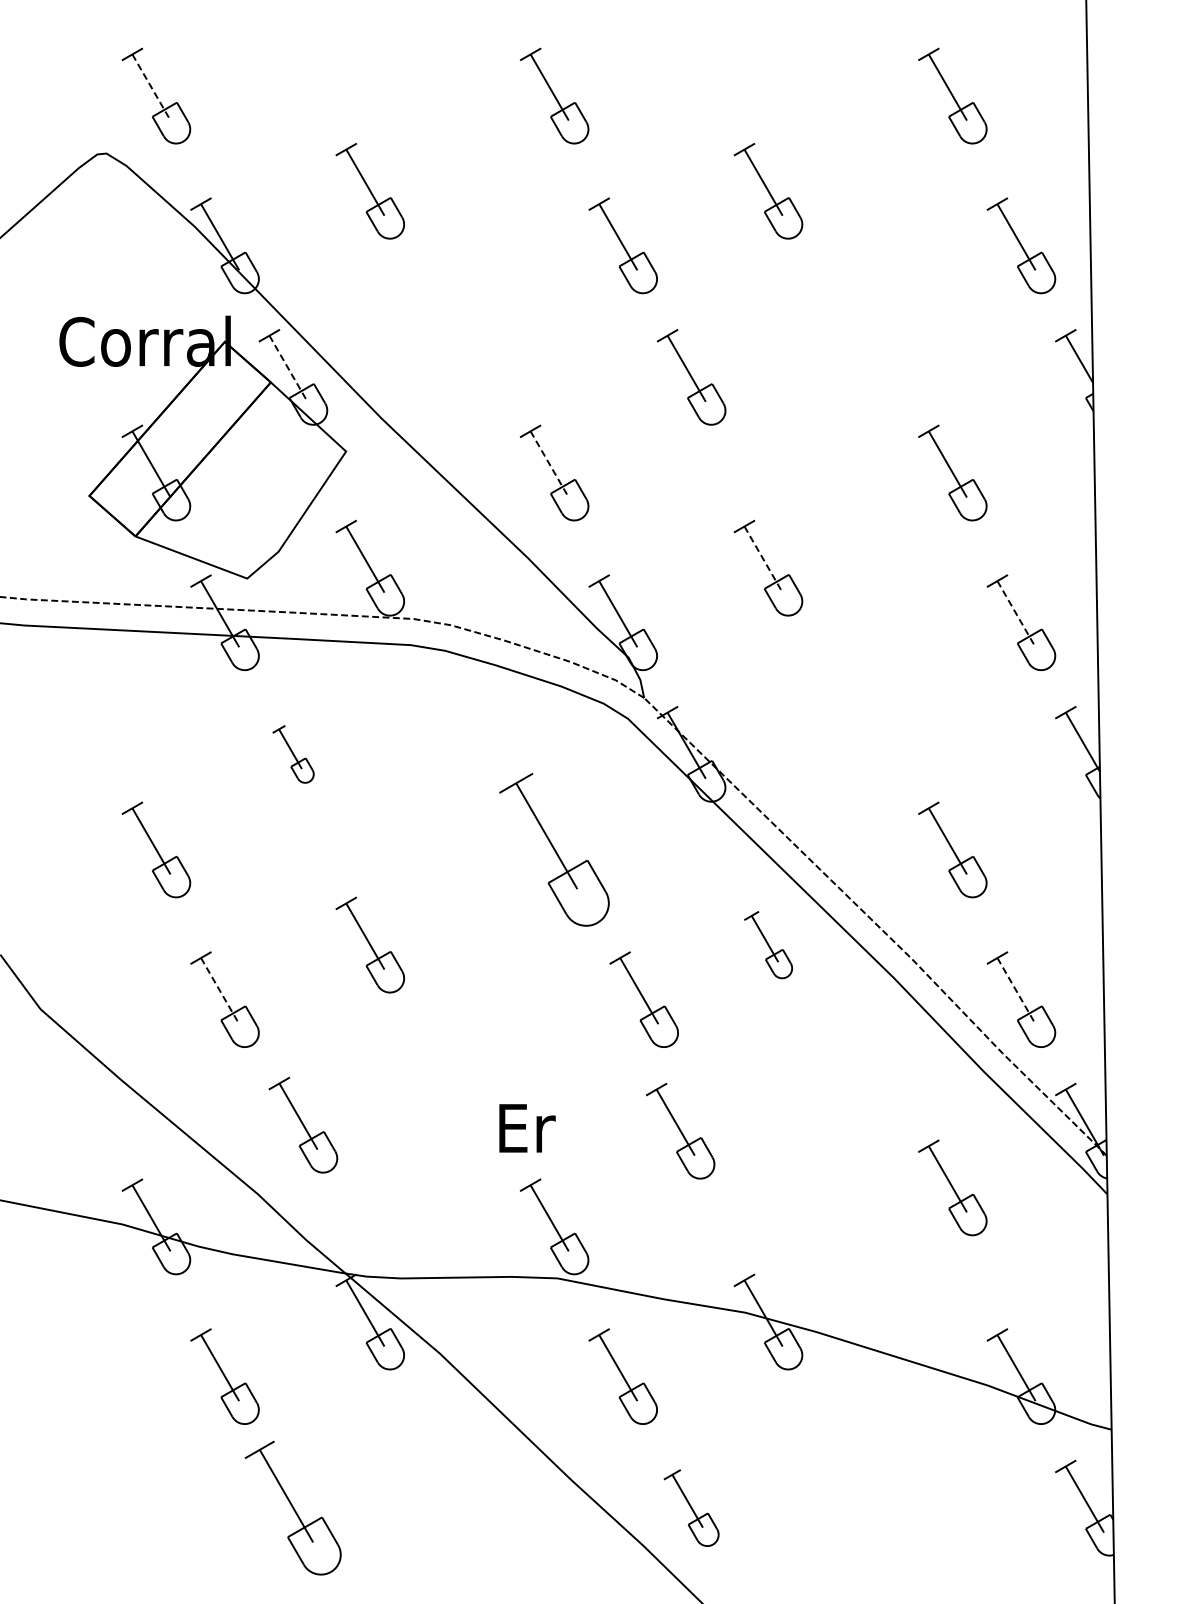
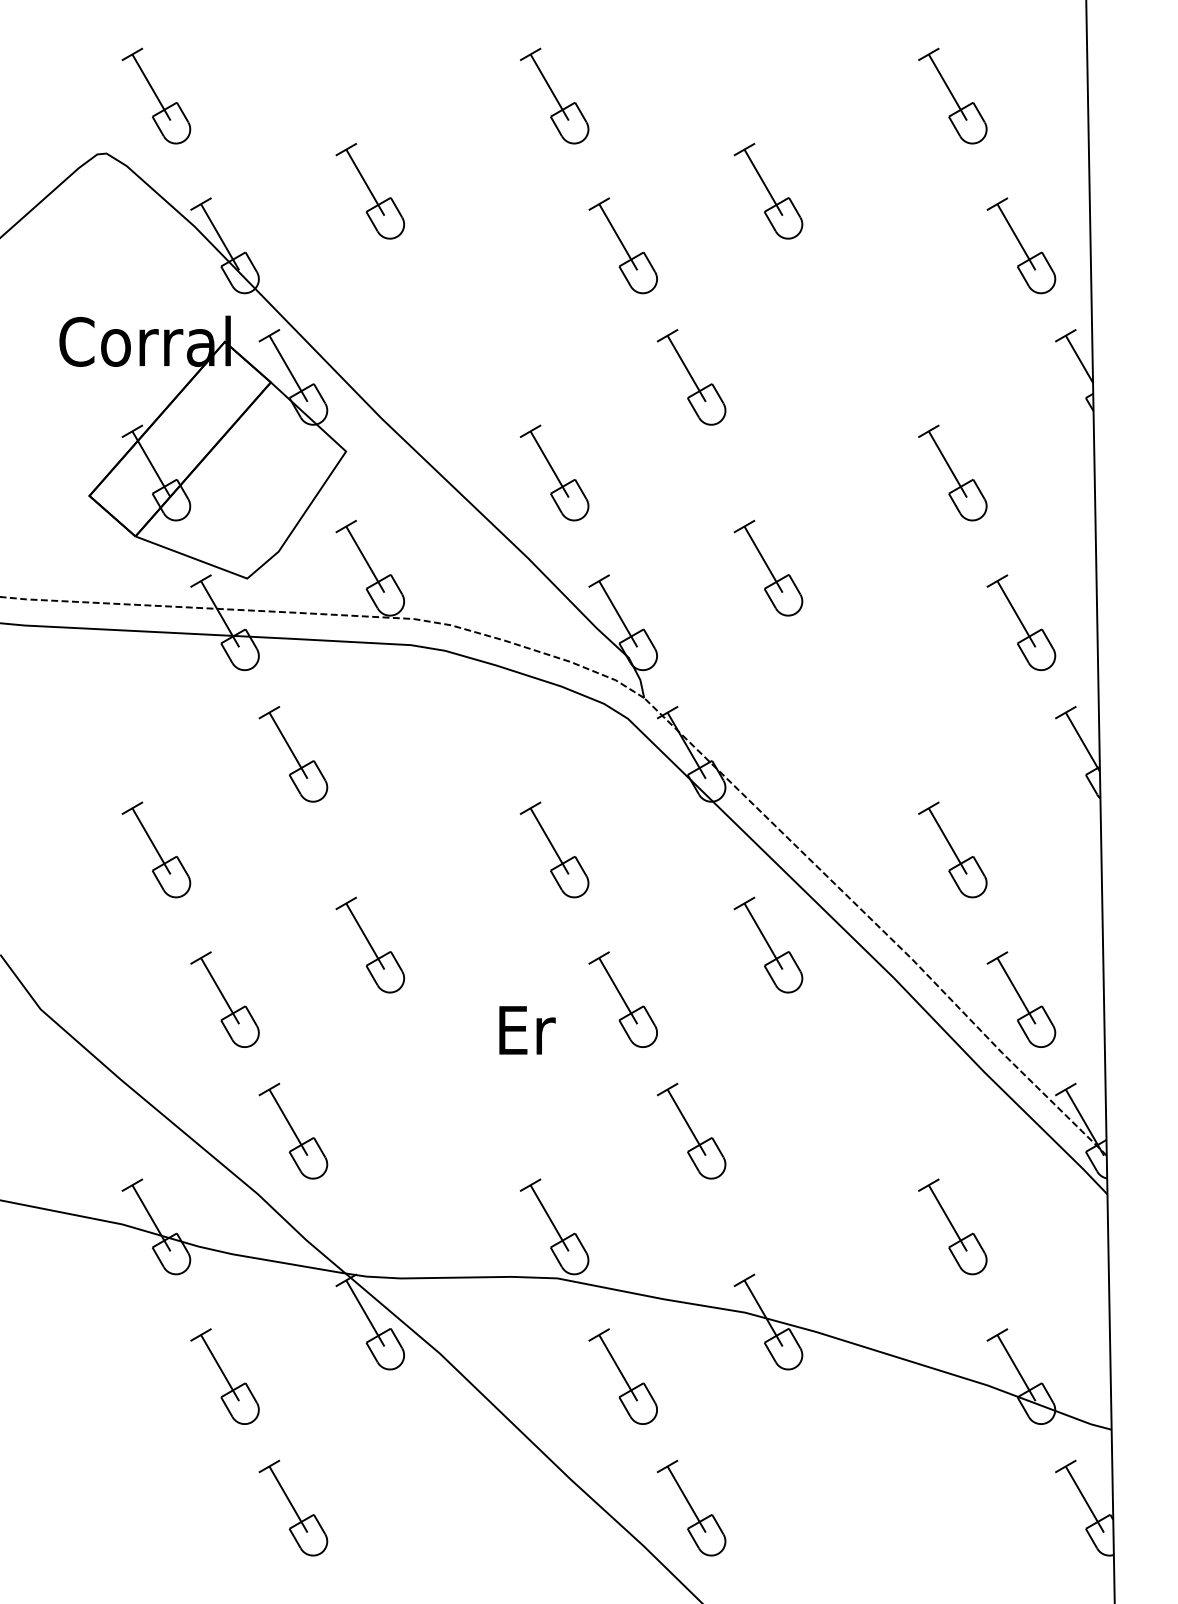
line: dashed -> solid (151, 87)
line: dashed -> solid (288, 369)
line: dashed -> solid (549, 464)
line: dashed -> solid (763, 560)
line: dashed -> solid (1016, 614)
part size: 43x59 px -> 71x97 px (293, 754)
part size: 111x154 px -> 71x98 px (554, 849)
part size: 50x69 px -> 71x98 px (768, 944)
line: dashed -> solid (220, 991)
line: dashed -> solid (1016, 991)
part position: (643, 999) -> (622, 999) (622, 999)
part position: (303, 1124) -> (293, 1130) (293, 1130)
text position: (527, 1128) -> (527, 1030) (527, 1030)
part position: (680, 1130) -> (691, 1130) (691, 1130)
part position: (952, 1187) -> (952, 1226) (952, 1226)
part size: 98x136 px -> 71x98 px (293, 1507)
part size: 57x78 px -> 71x98 px (691, 1507)
